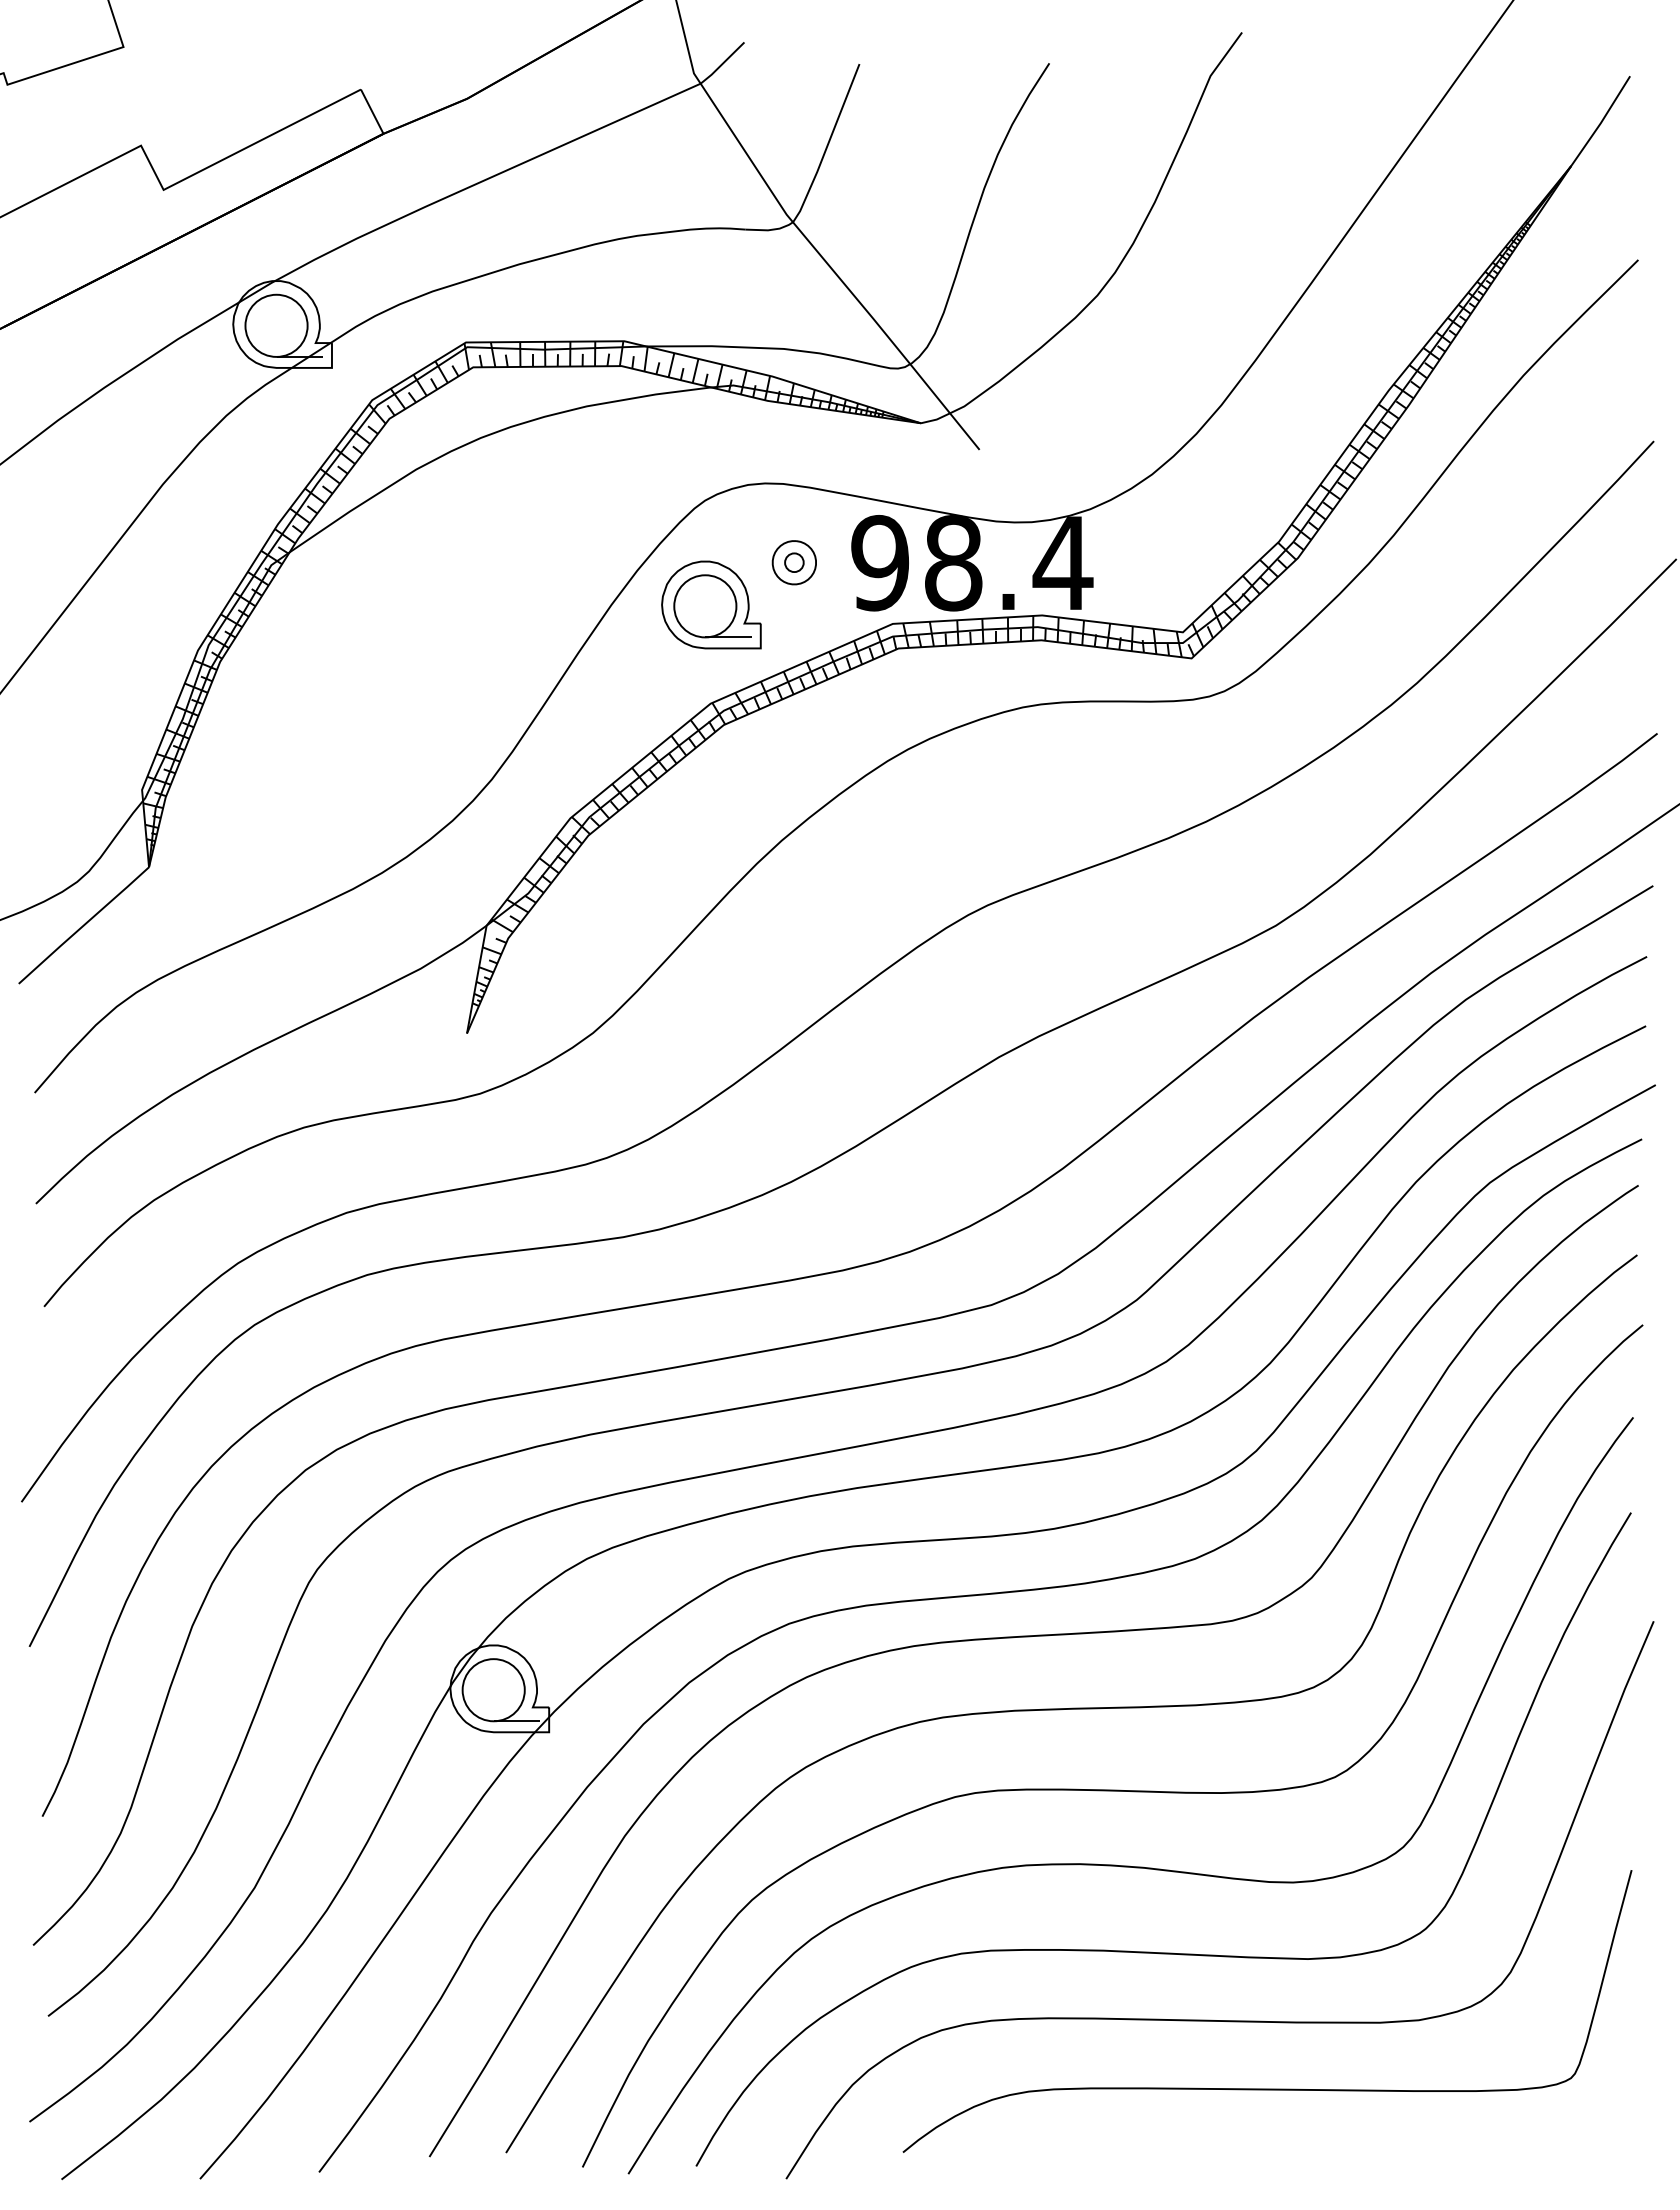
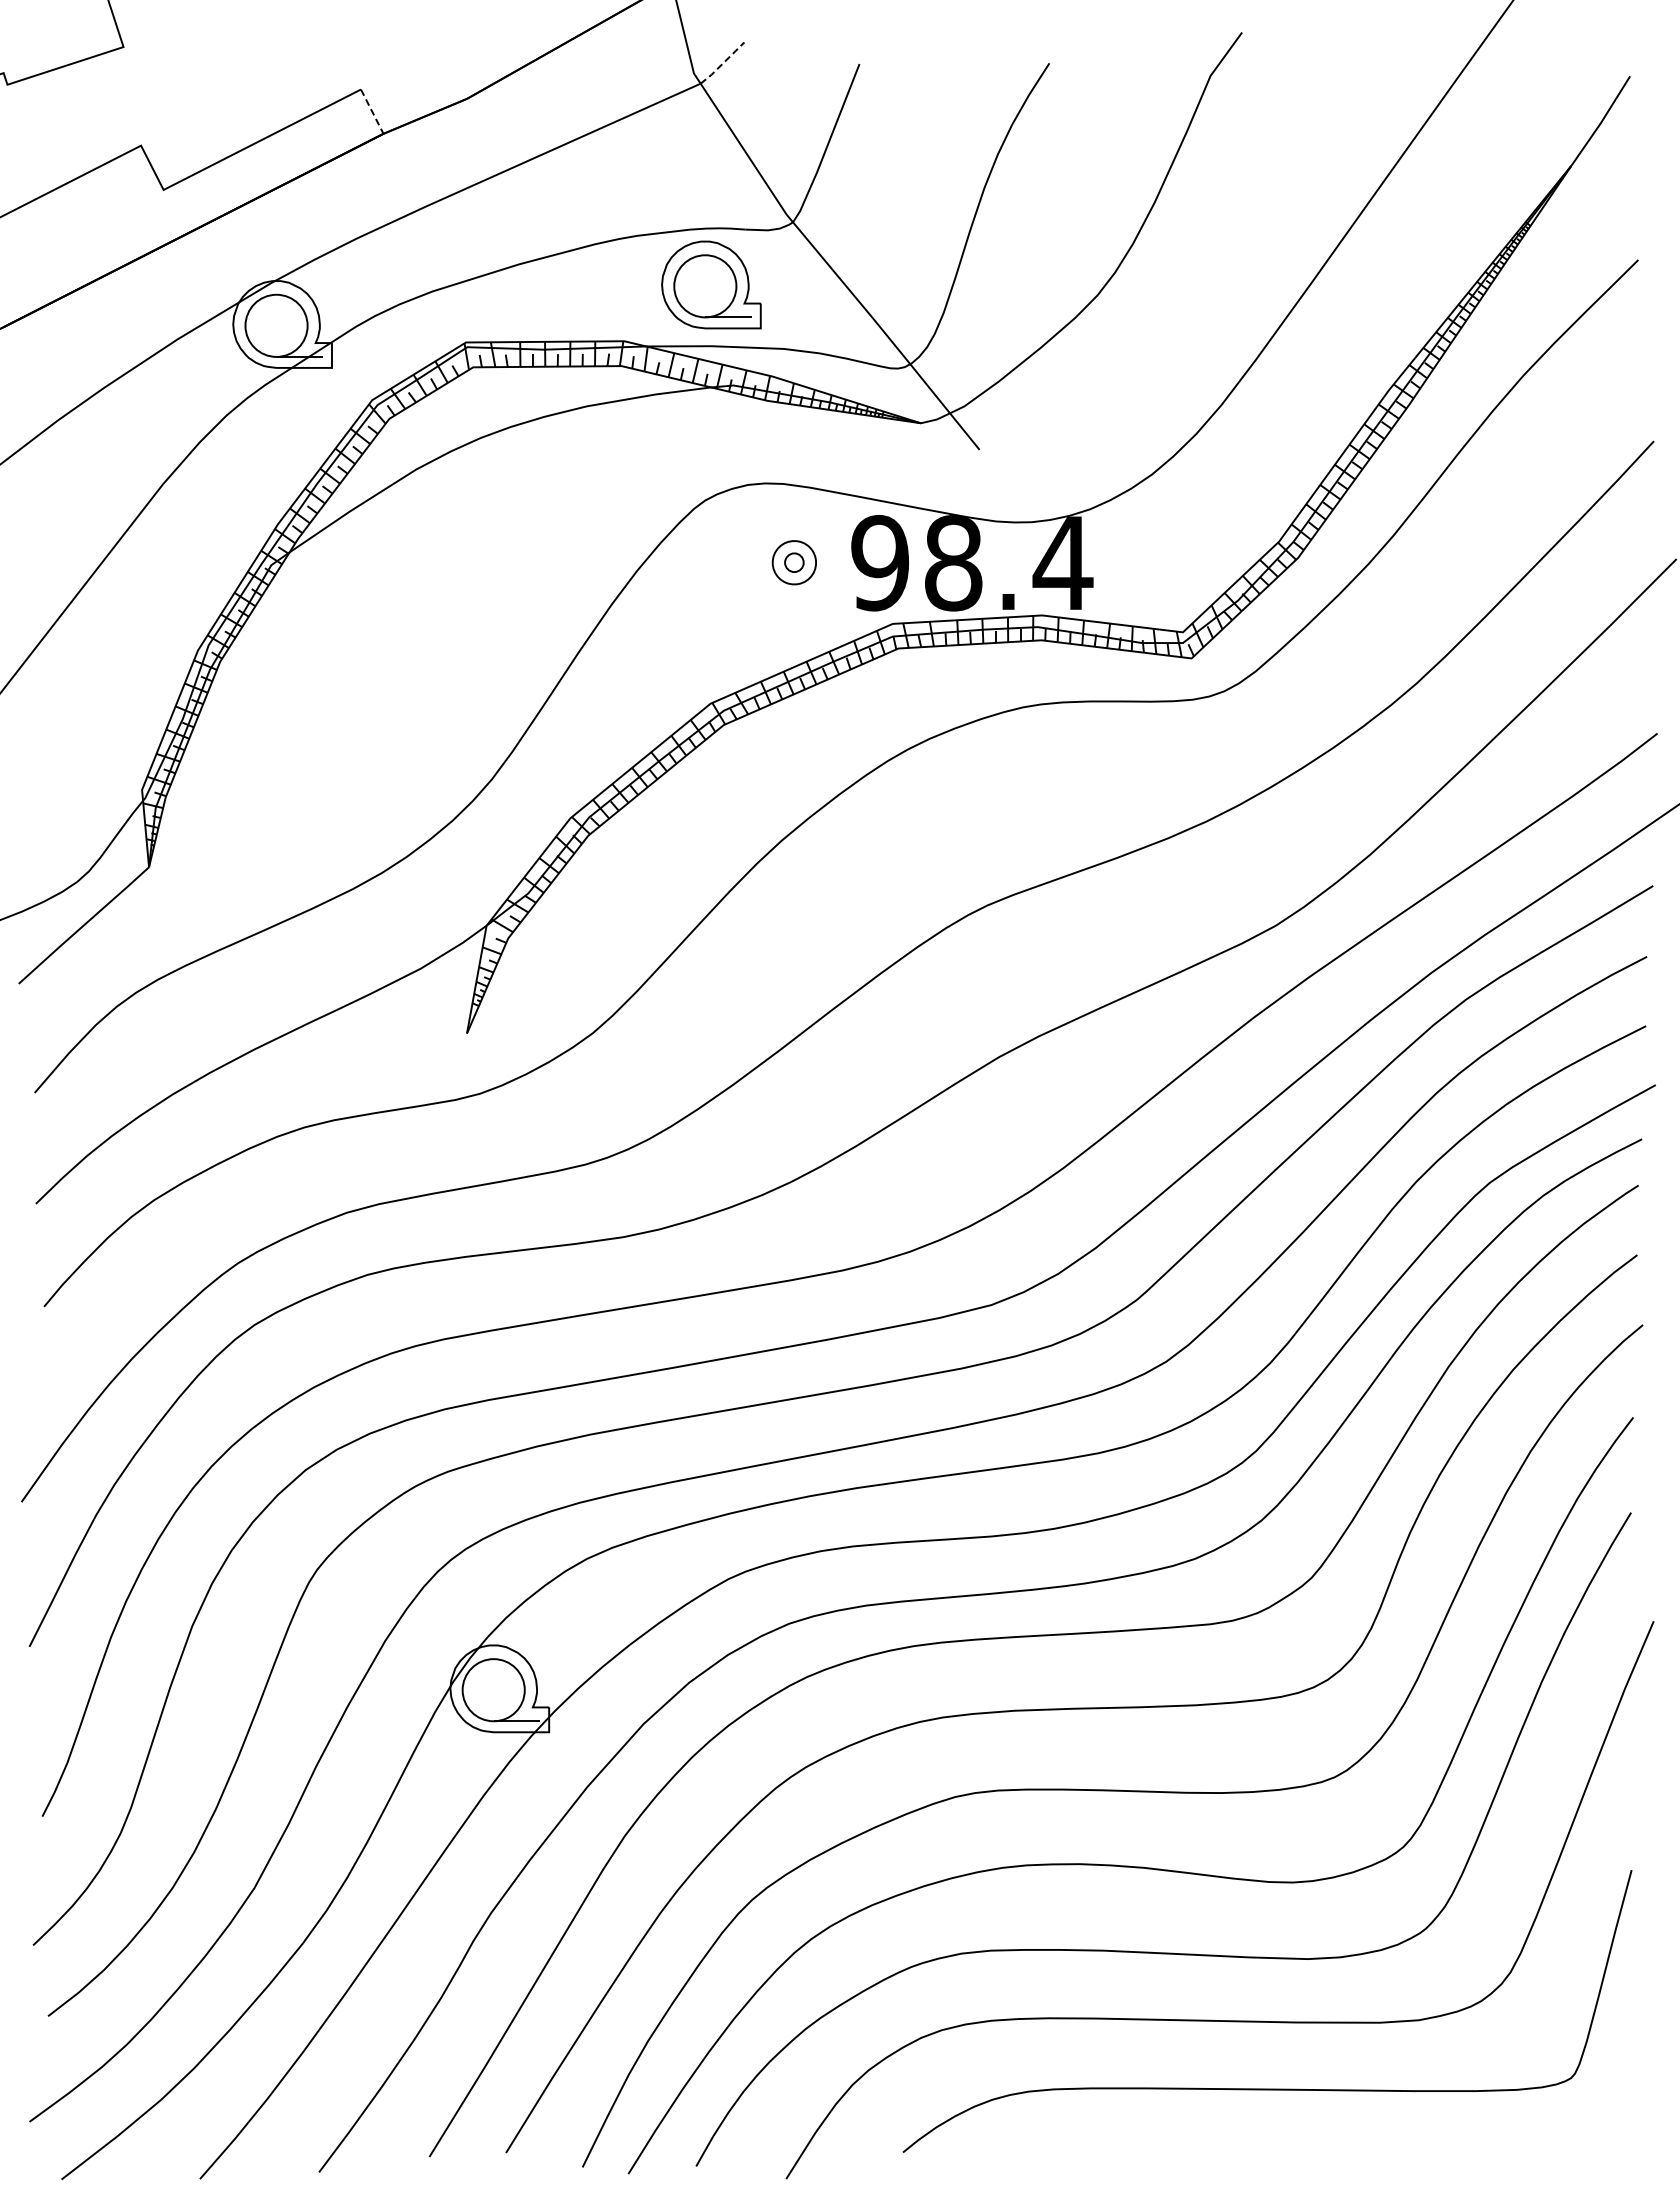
line: solid -> dashed (722, 63)
line: solid -> dashed (372, 111)
part position: (711, 604) -> (711, 284) (711, 284)
